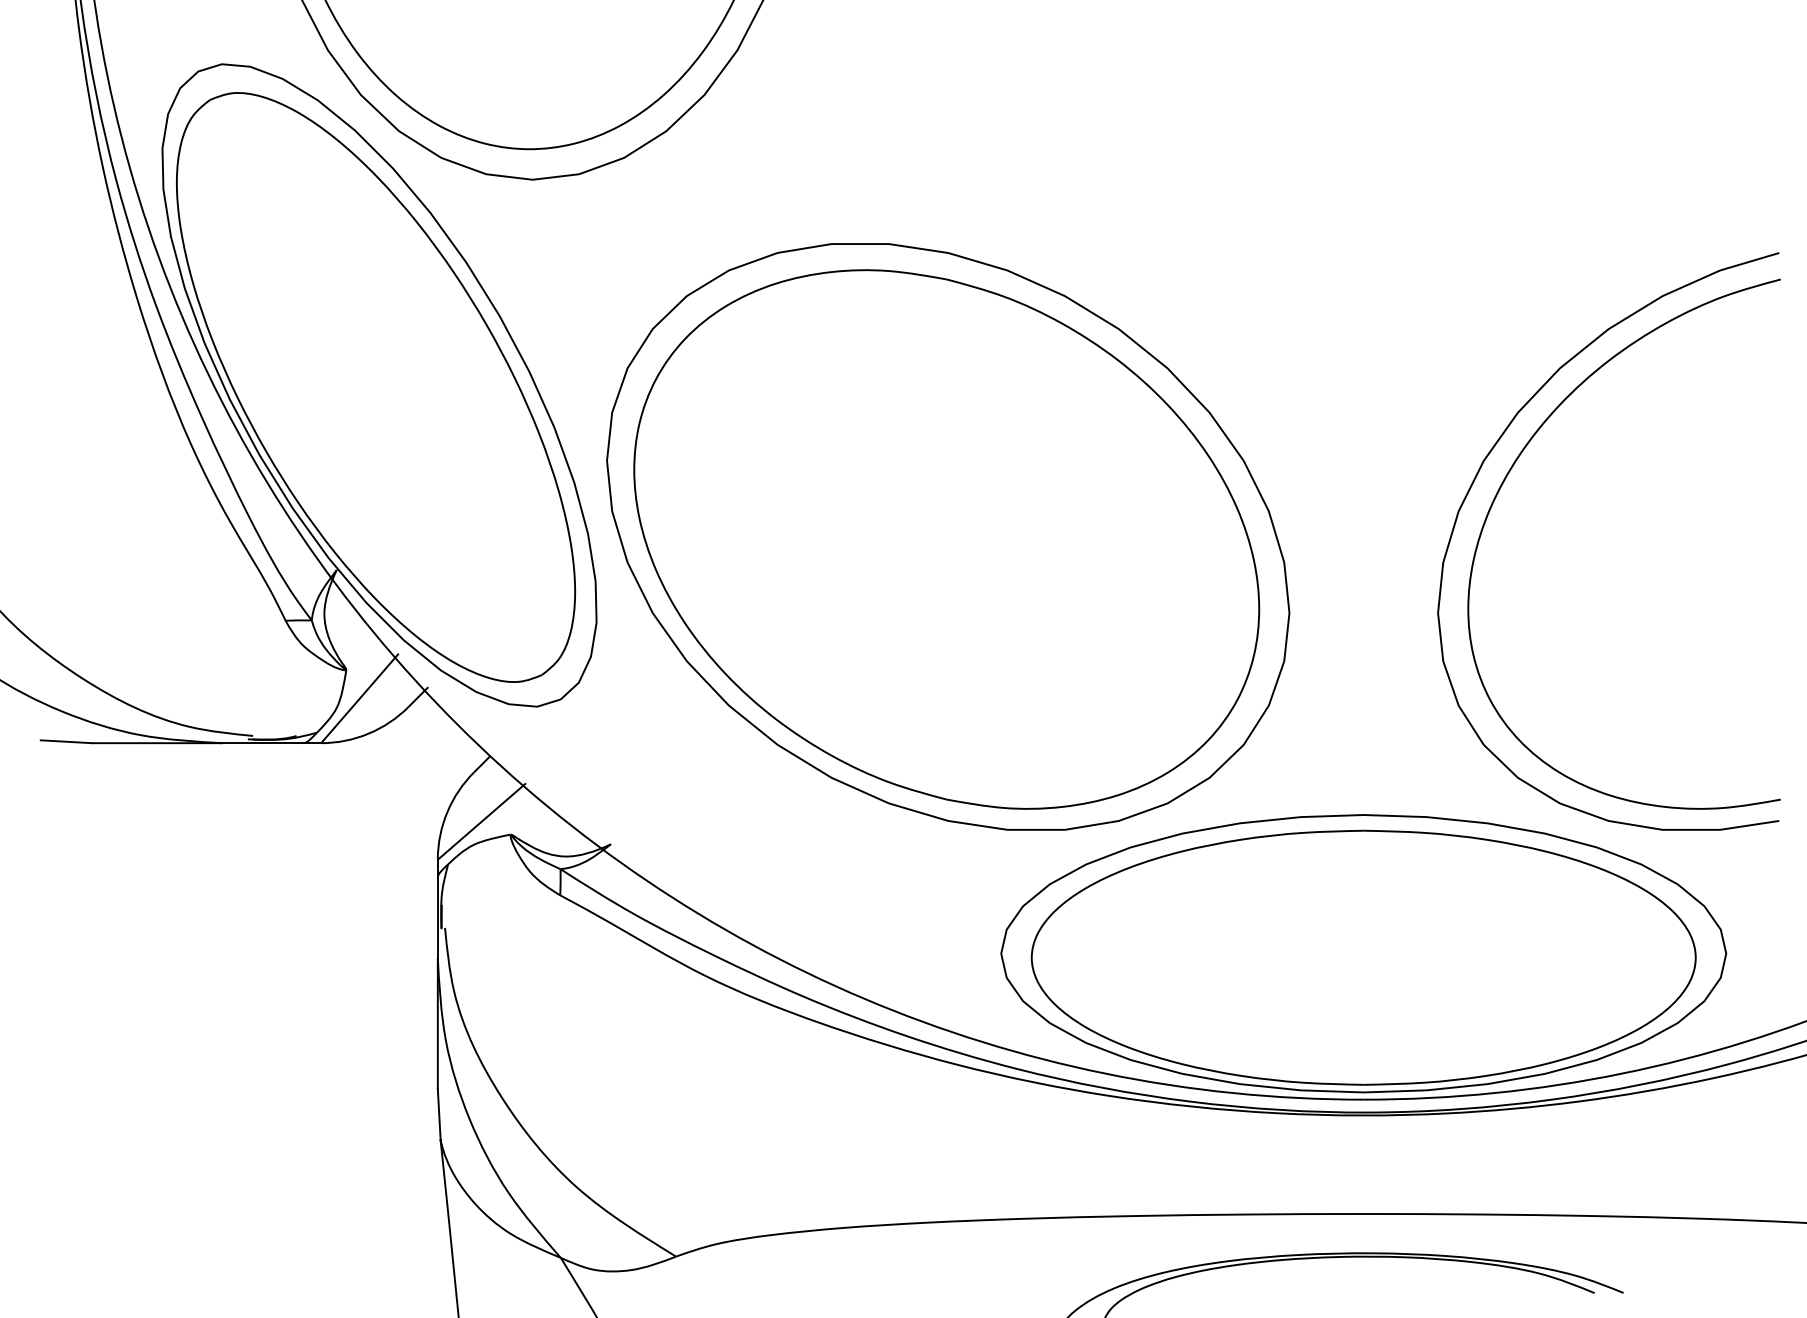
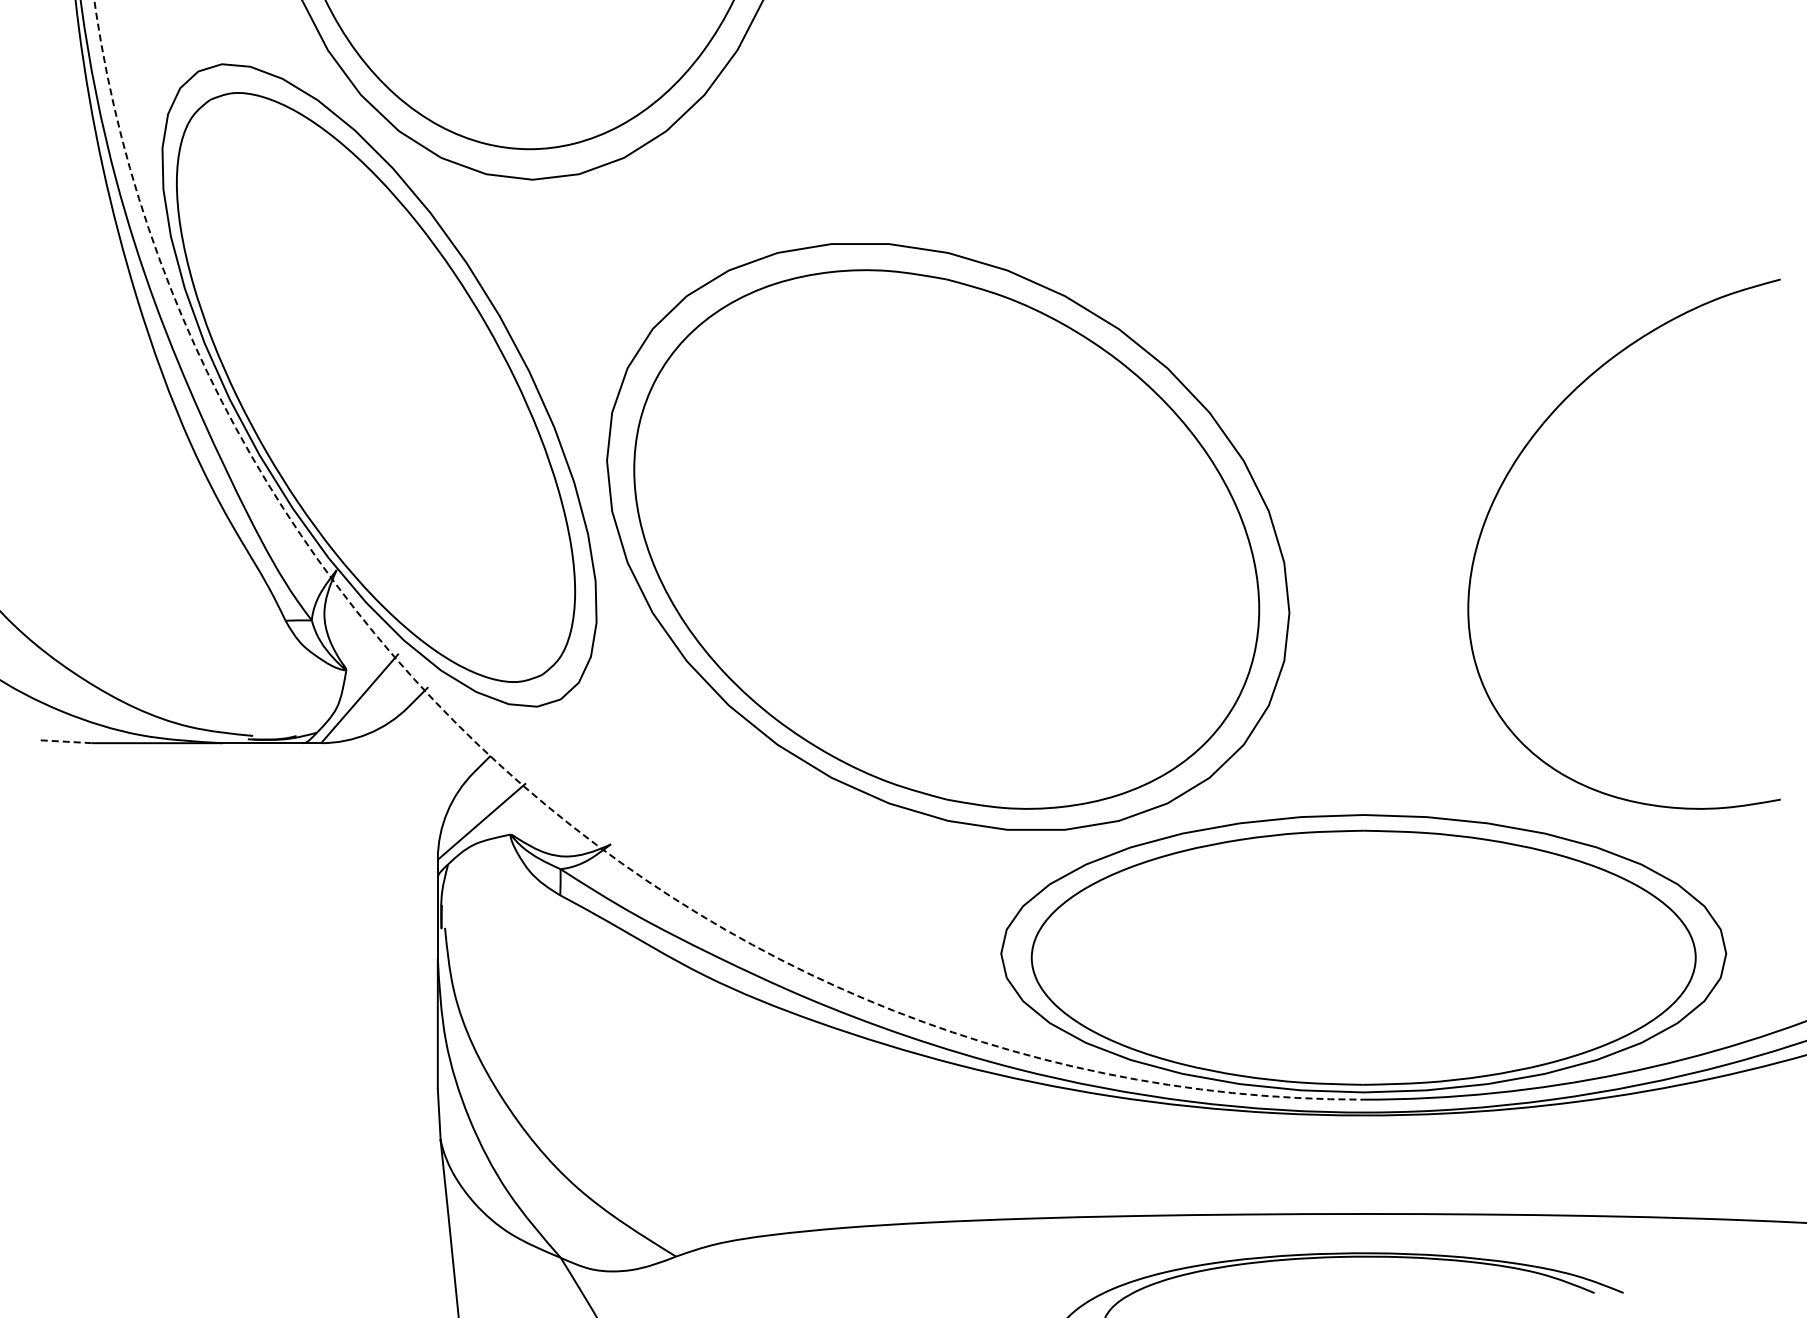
curve: present -> none (1474, 482)
line: solid -> dashed (66, 741)
arc: solid -> dashed (524, 786)
